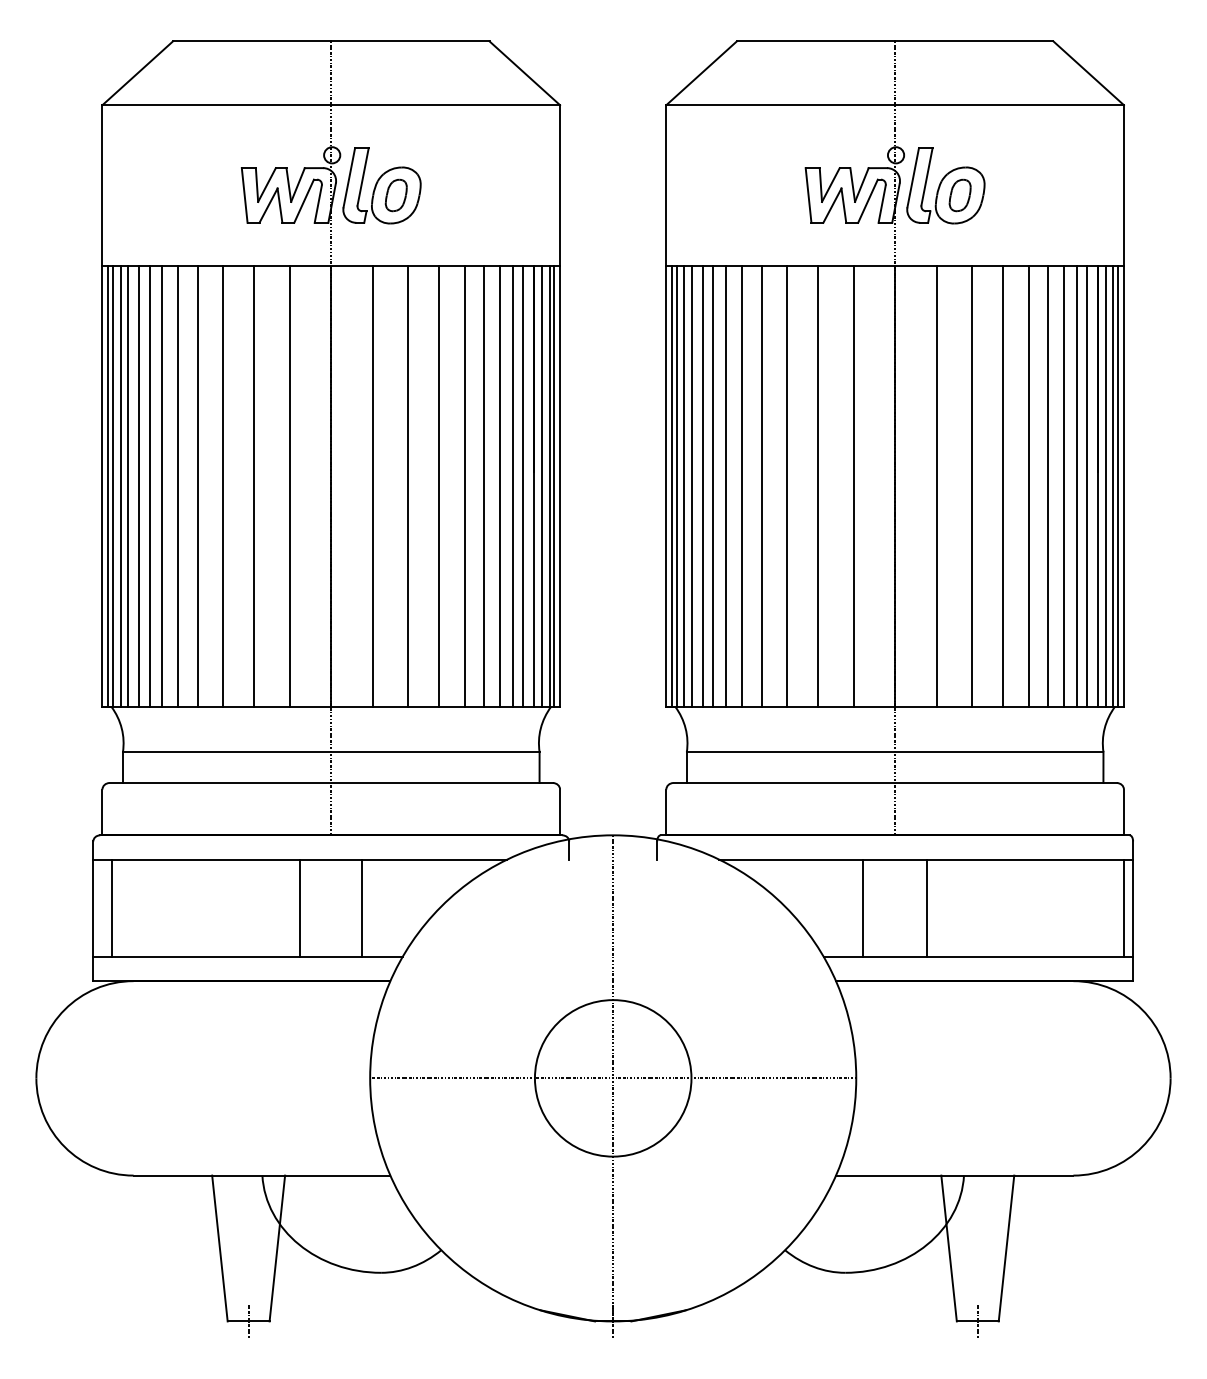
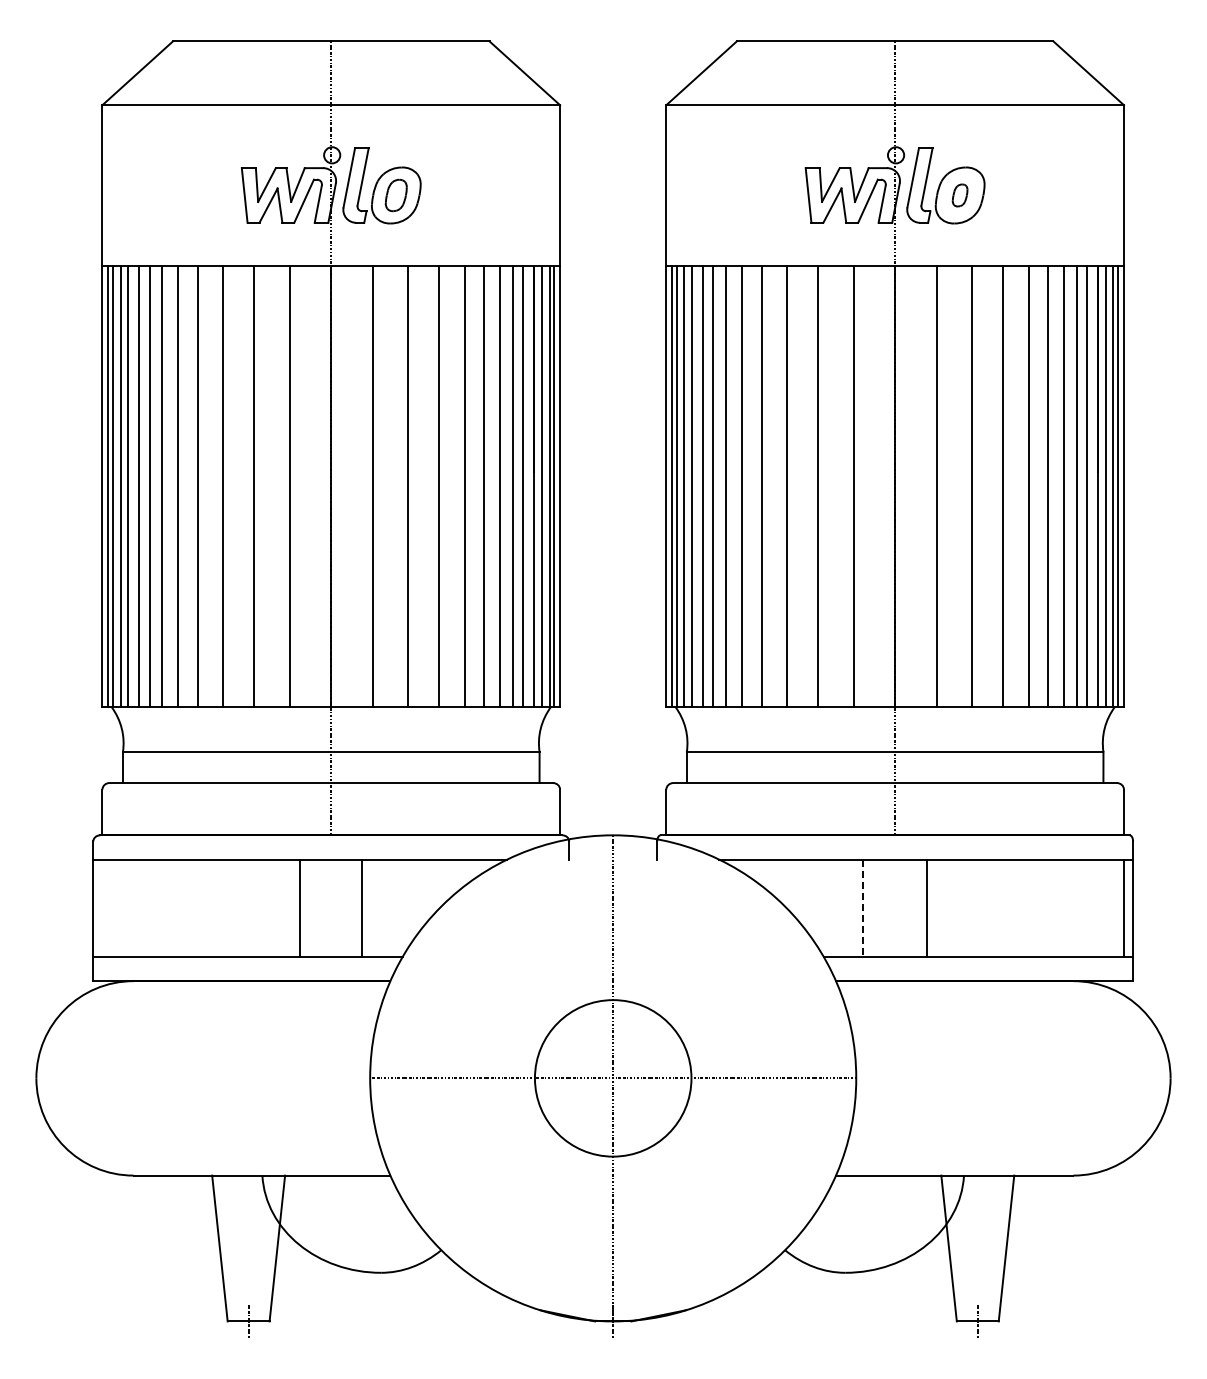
part size: 24x35 px -> 18x25 px (959, 195)
line: present -> none (111, 907)
line: solid -> dashed (863, 908)
